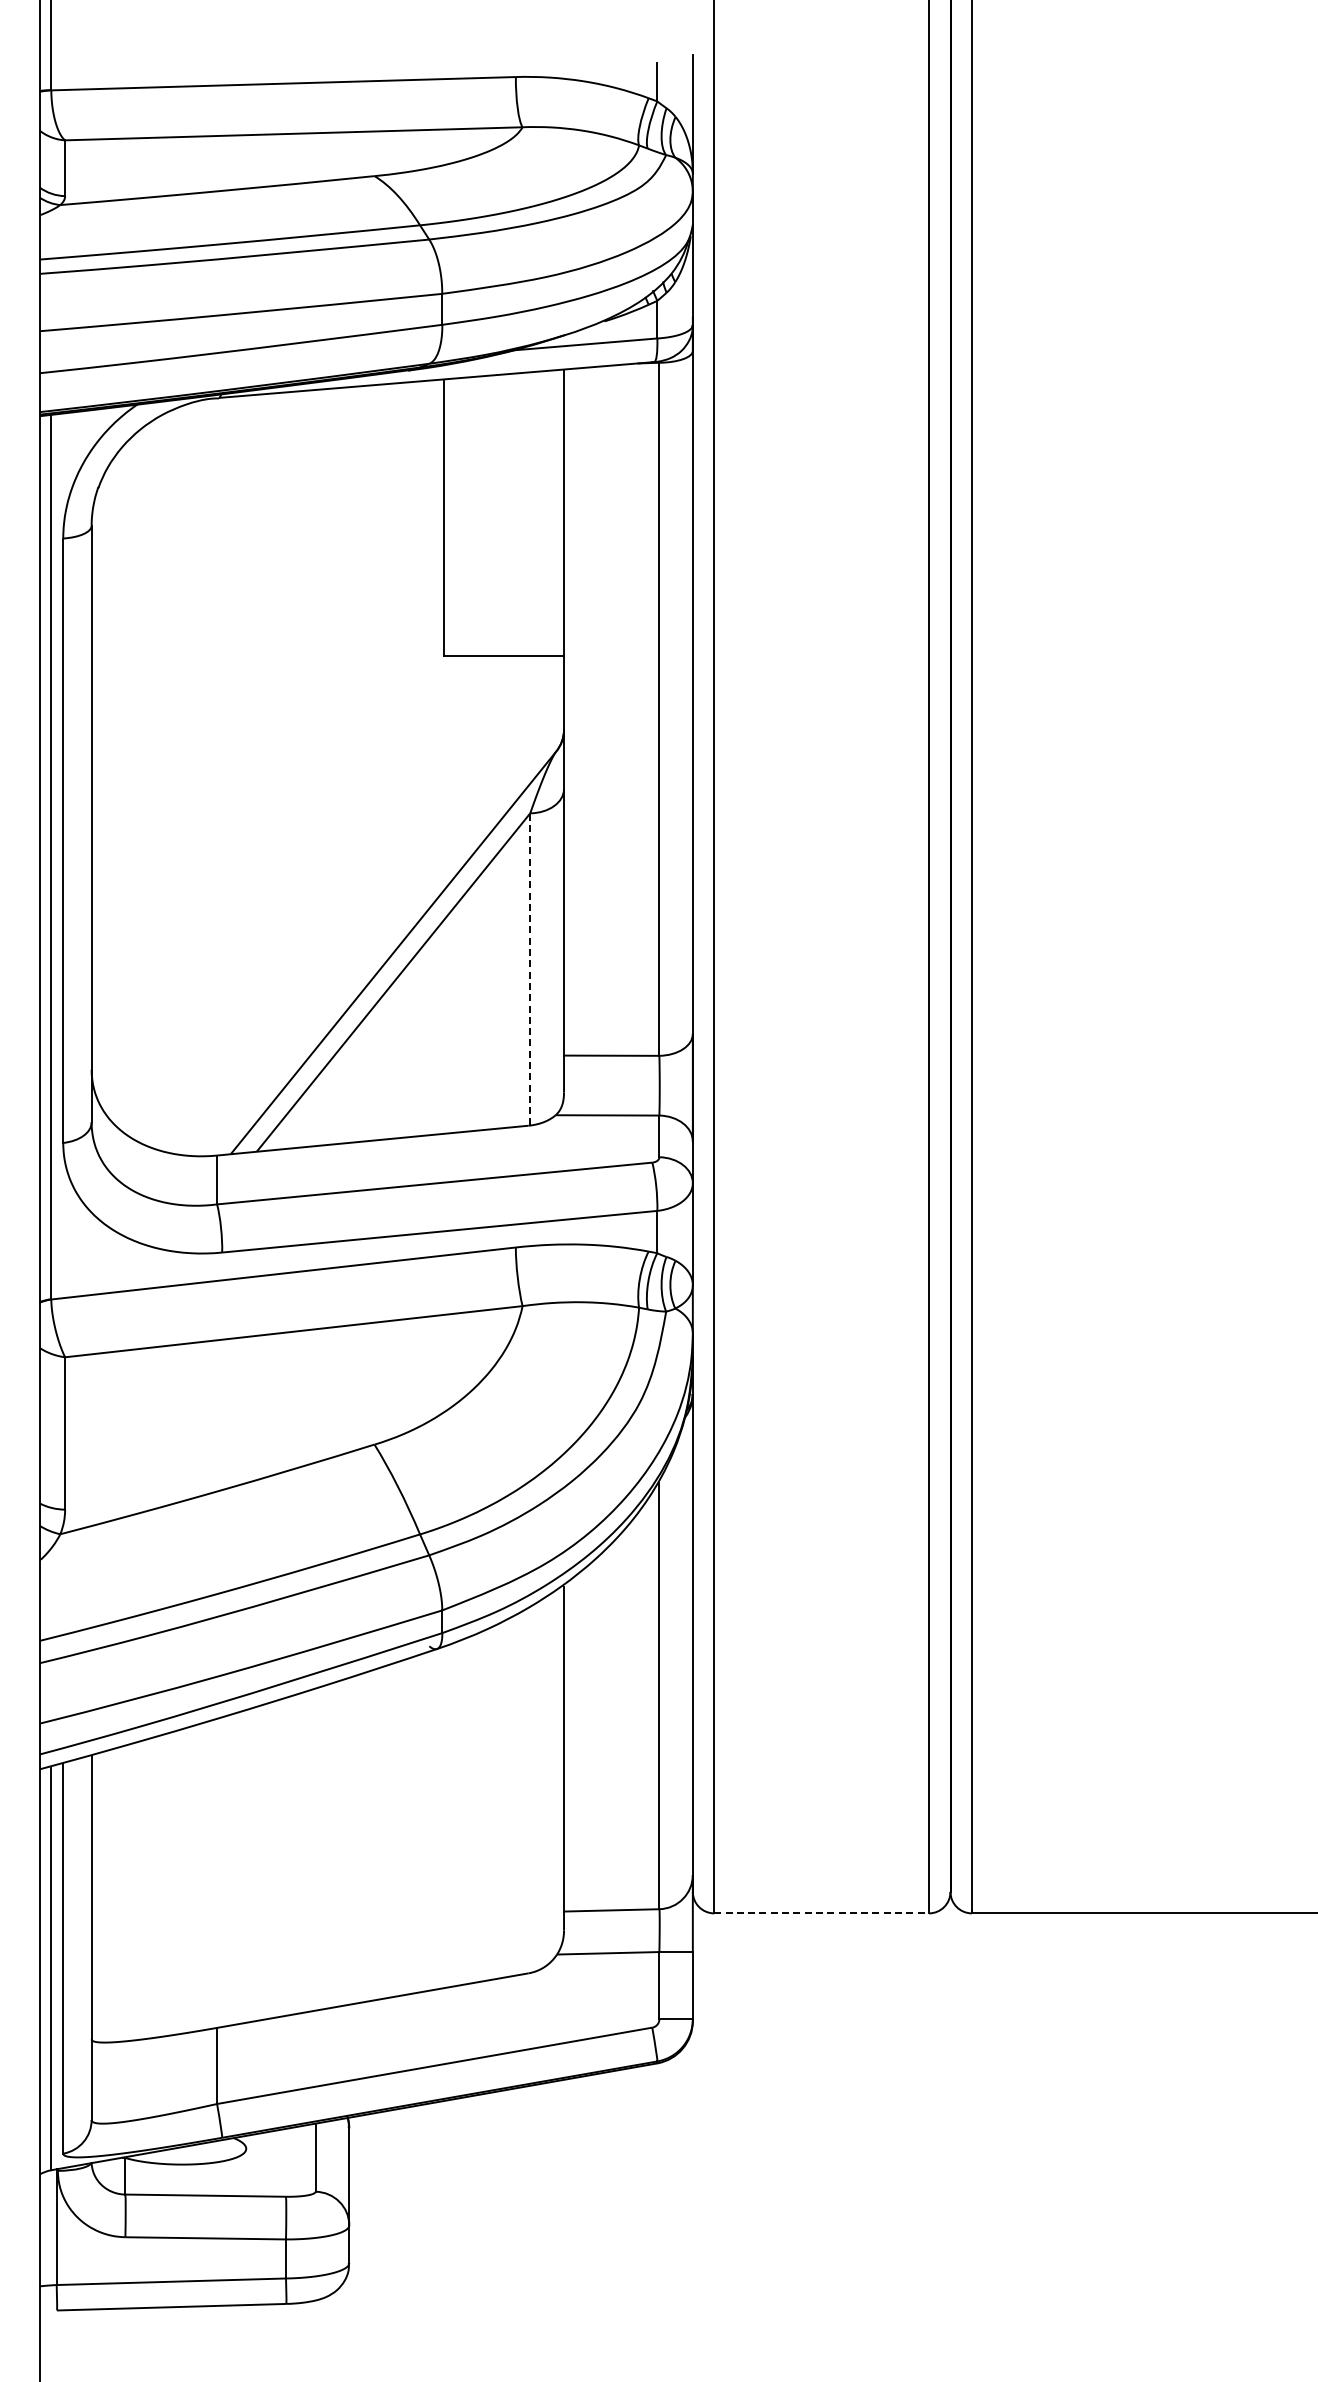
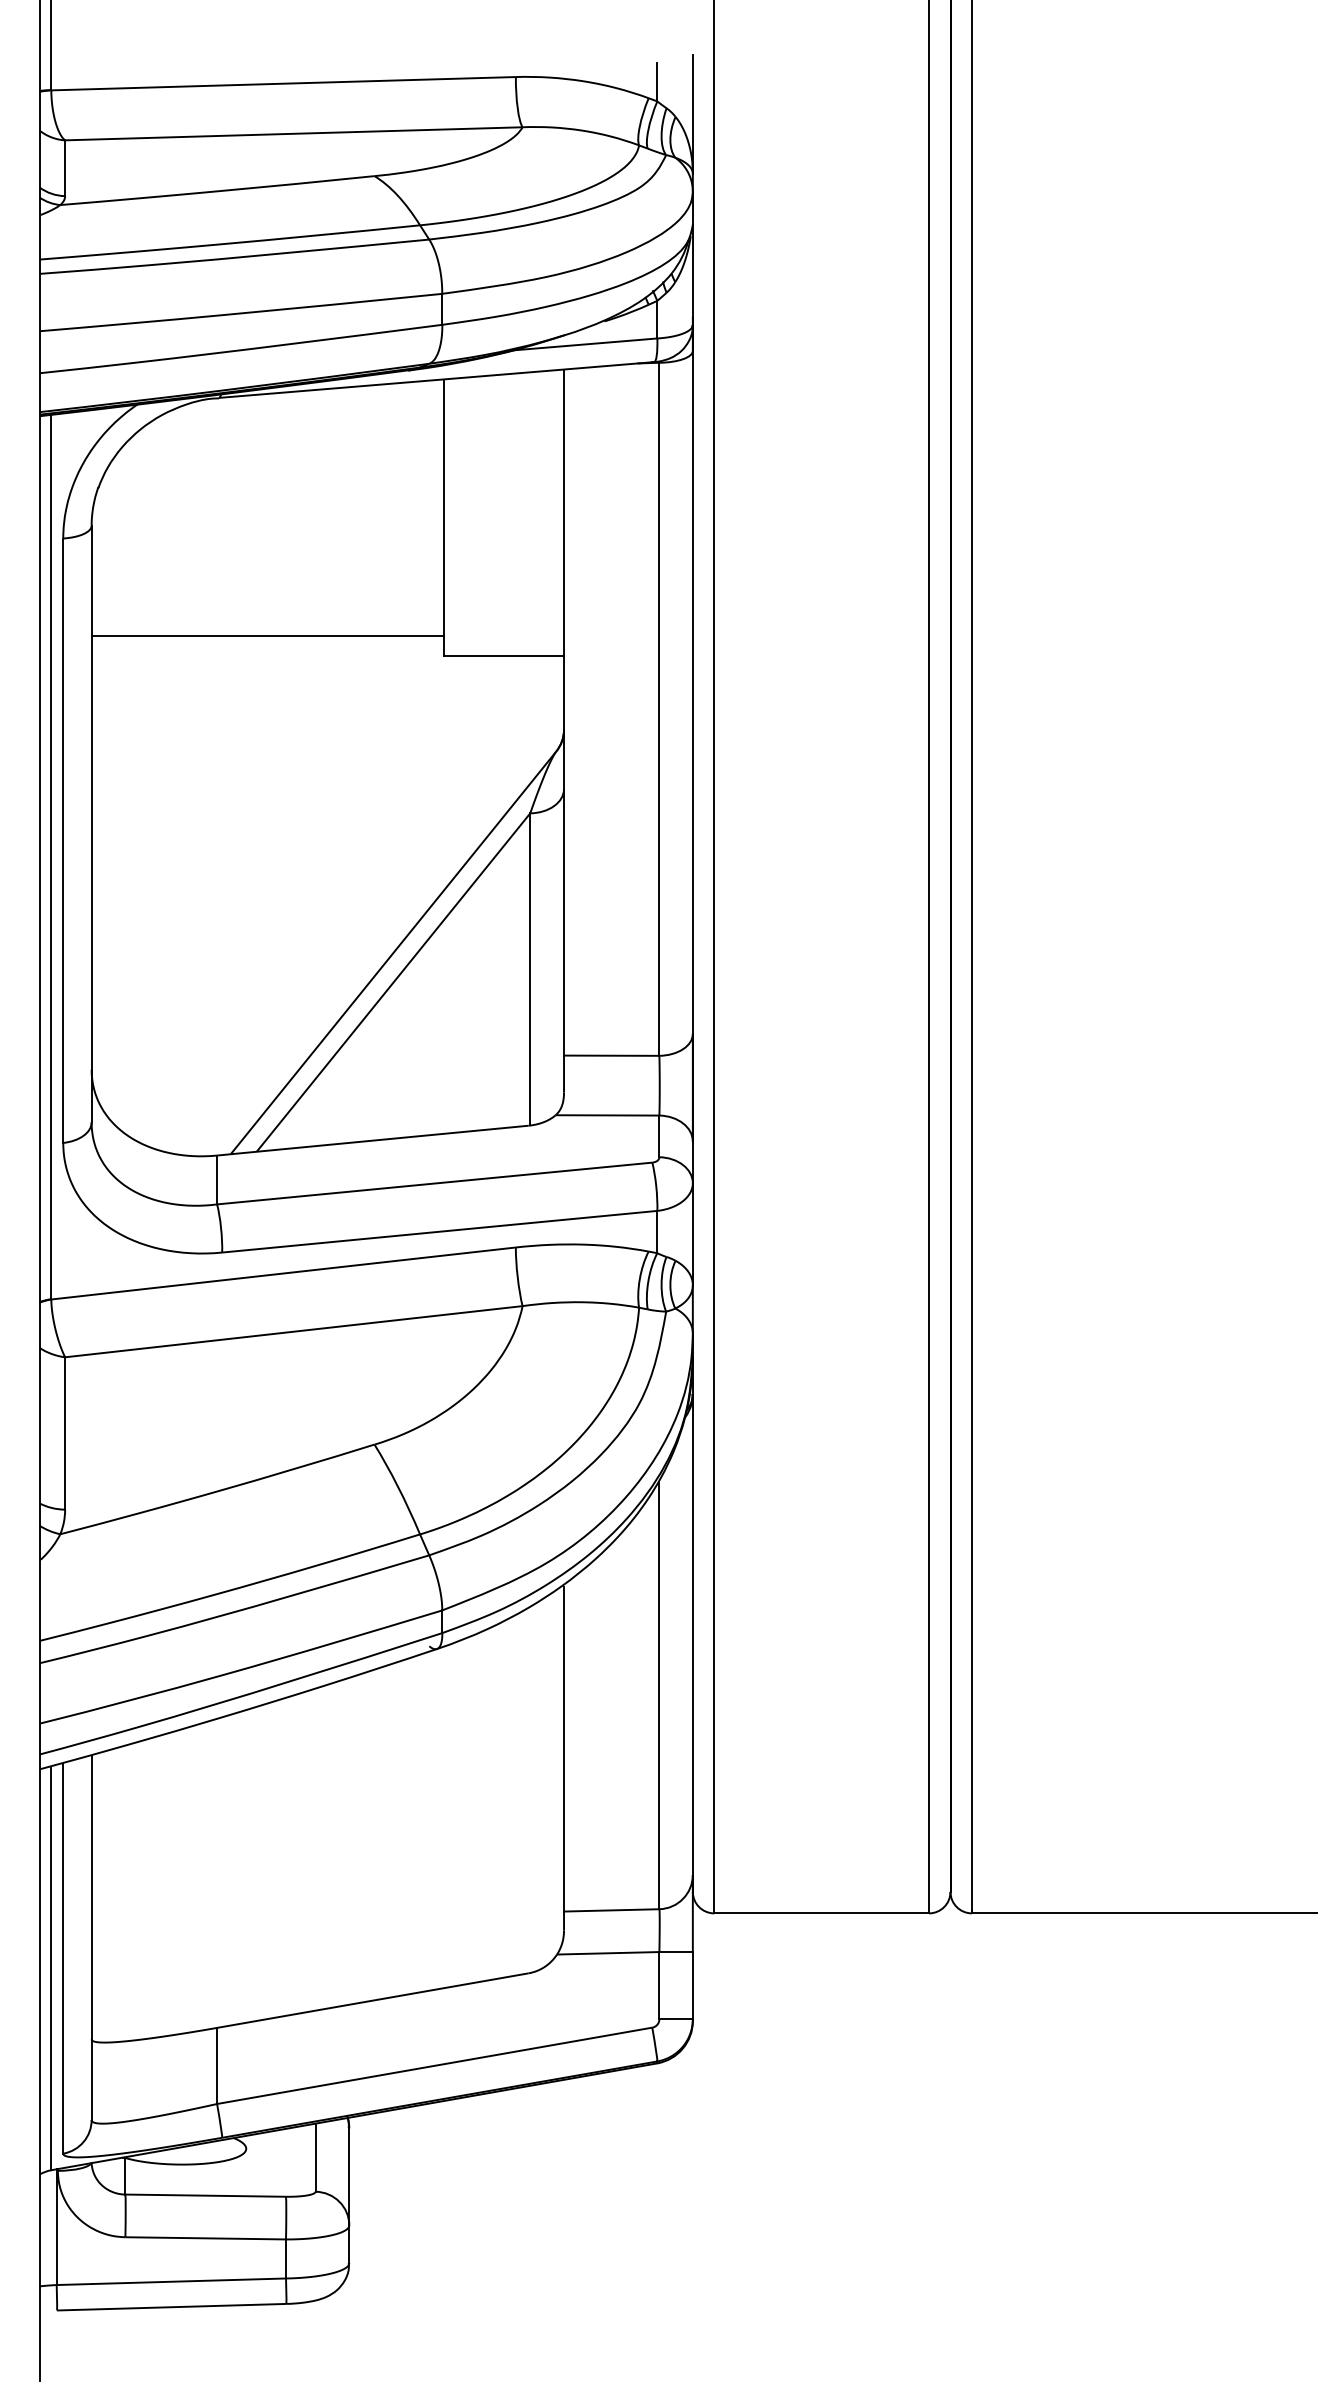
line: none -> present (267, 635)
line: dashed -> solid (530, 968)
line: dashed -> solid (822, 1913)
